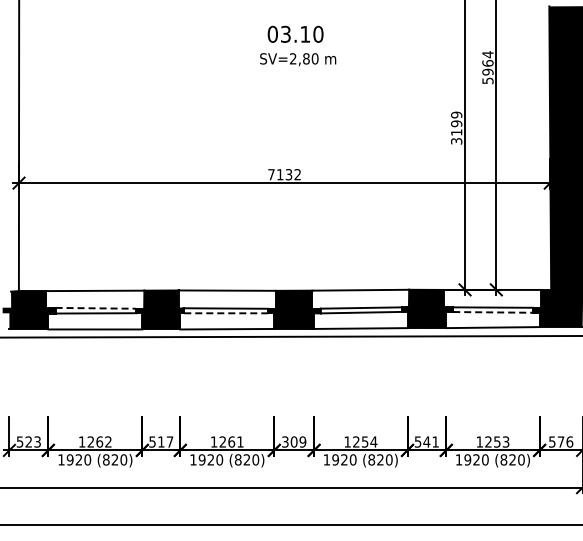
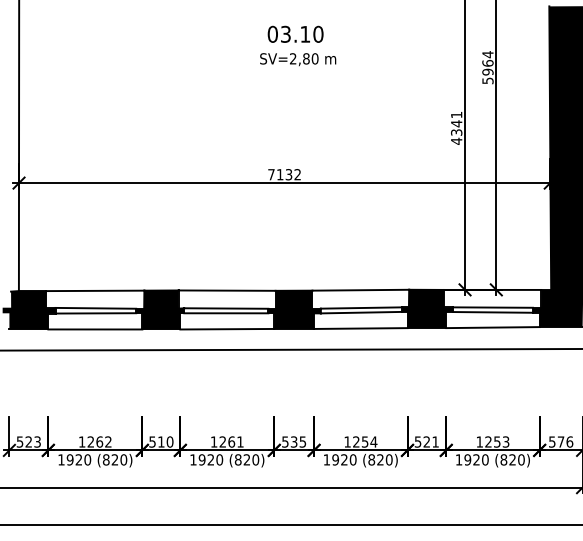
text: 3199 -> 4341 (456, 127)
line: dashed -> solid (96, 308)
line: dashed -> solid (493, 312)
line: dashed -> solid (226, 313)
line position: (290, 336) -> (290, 349) (290, 349)
text: 517 -> 510 (169, 441)
text: 309 -> 535 (294, 441)
text: 541 -> 521 (426, 441)
